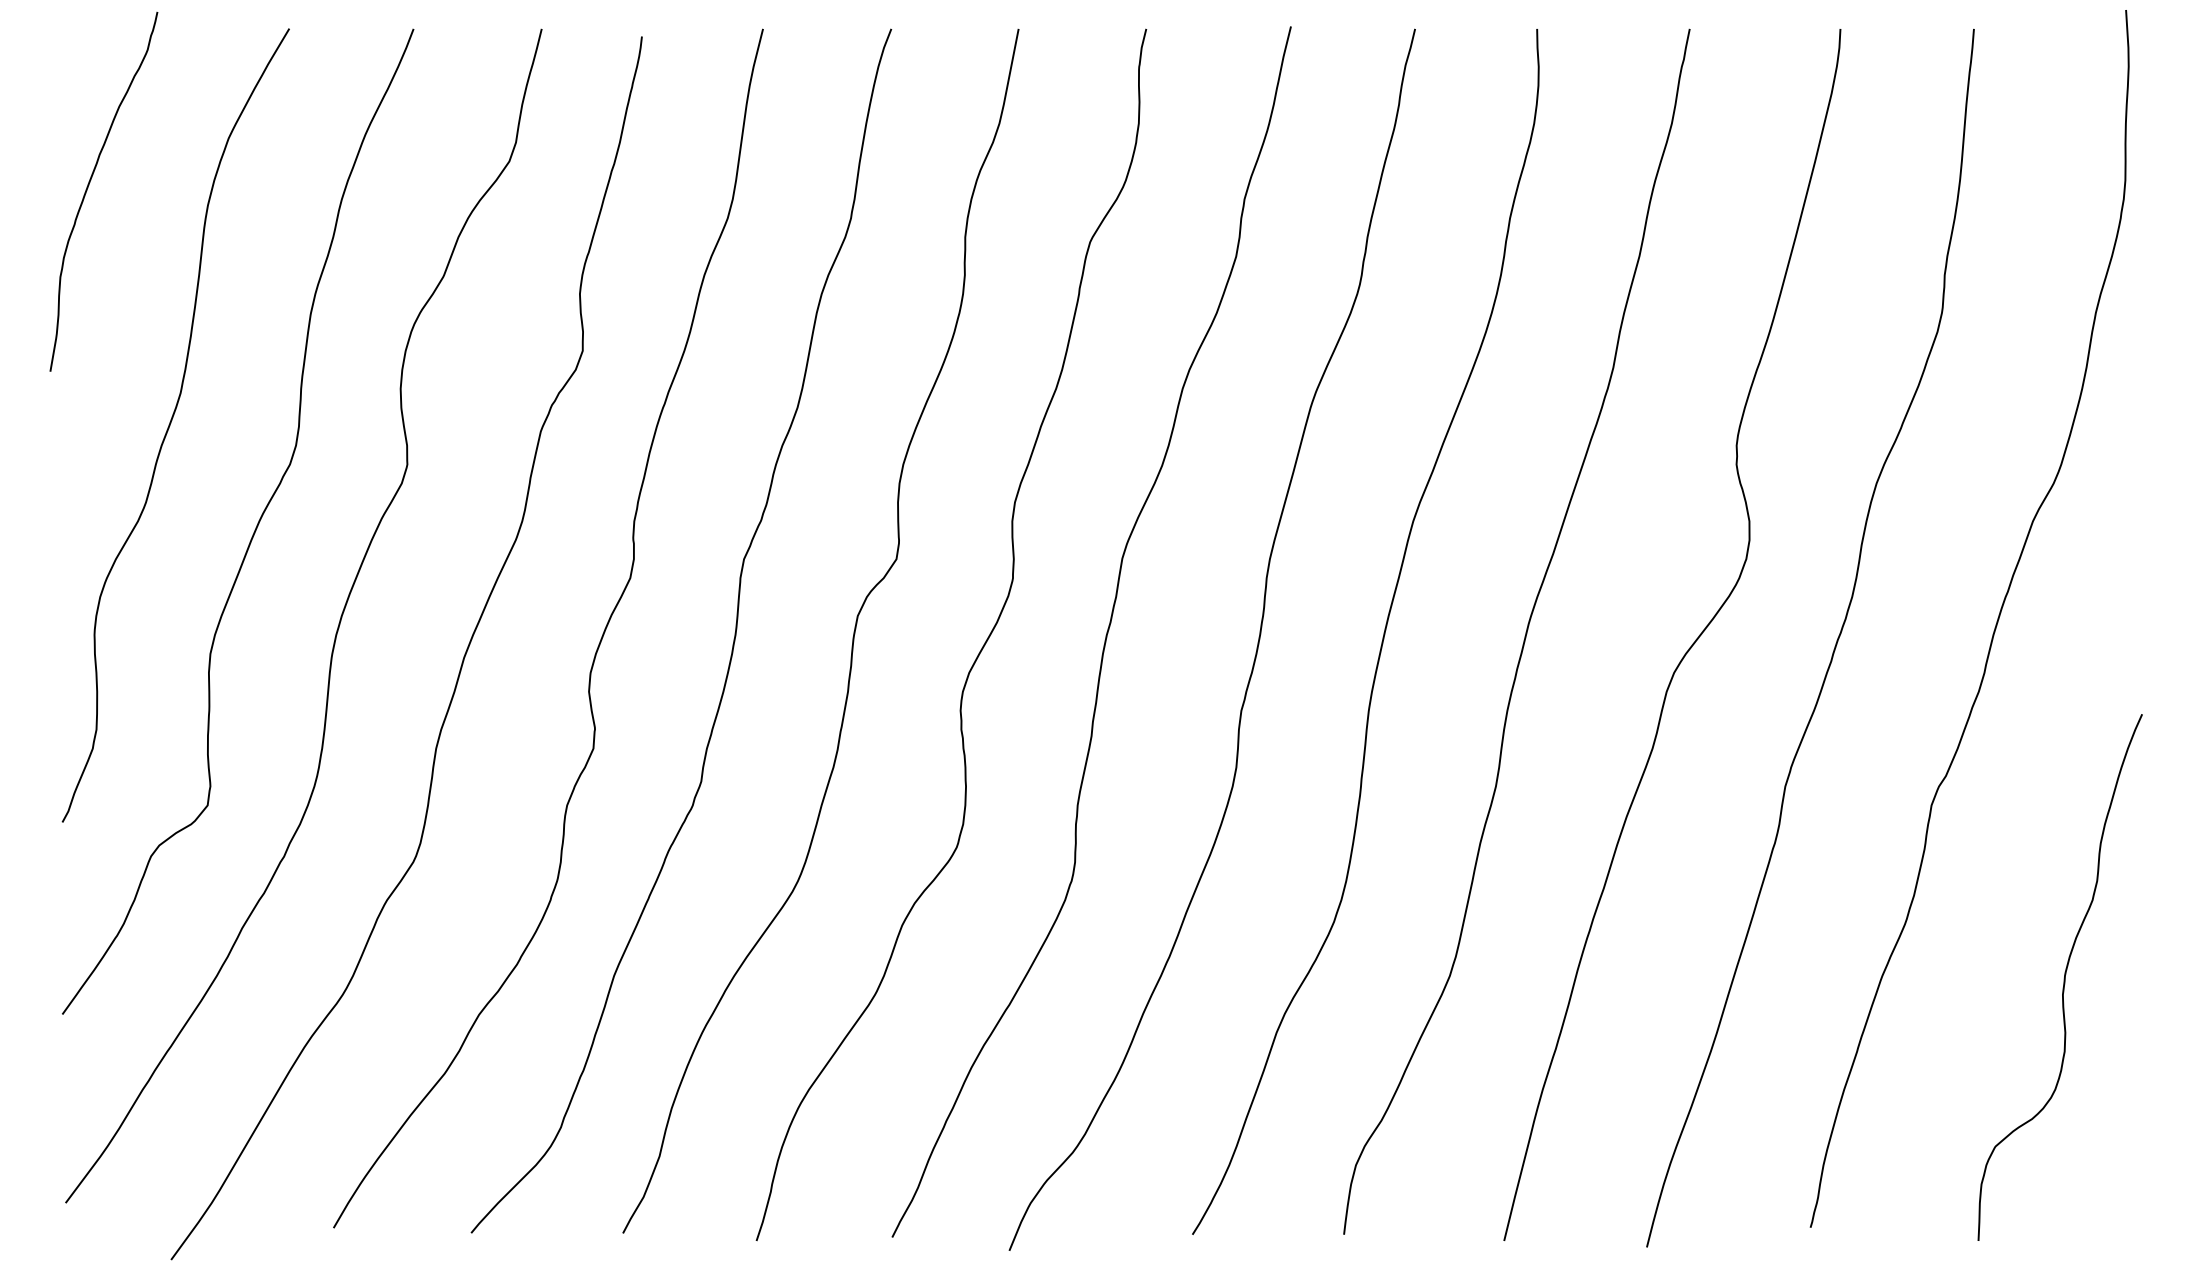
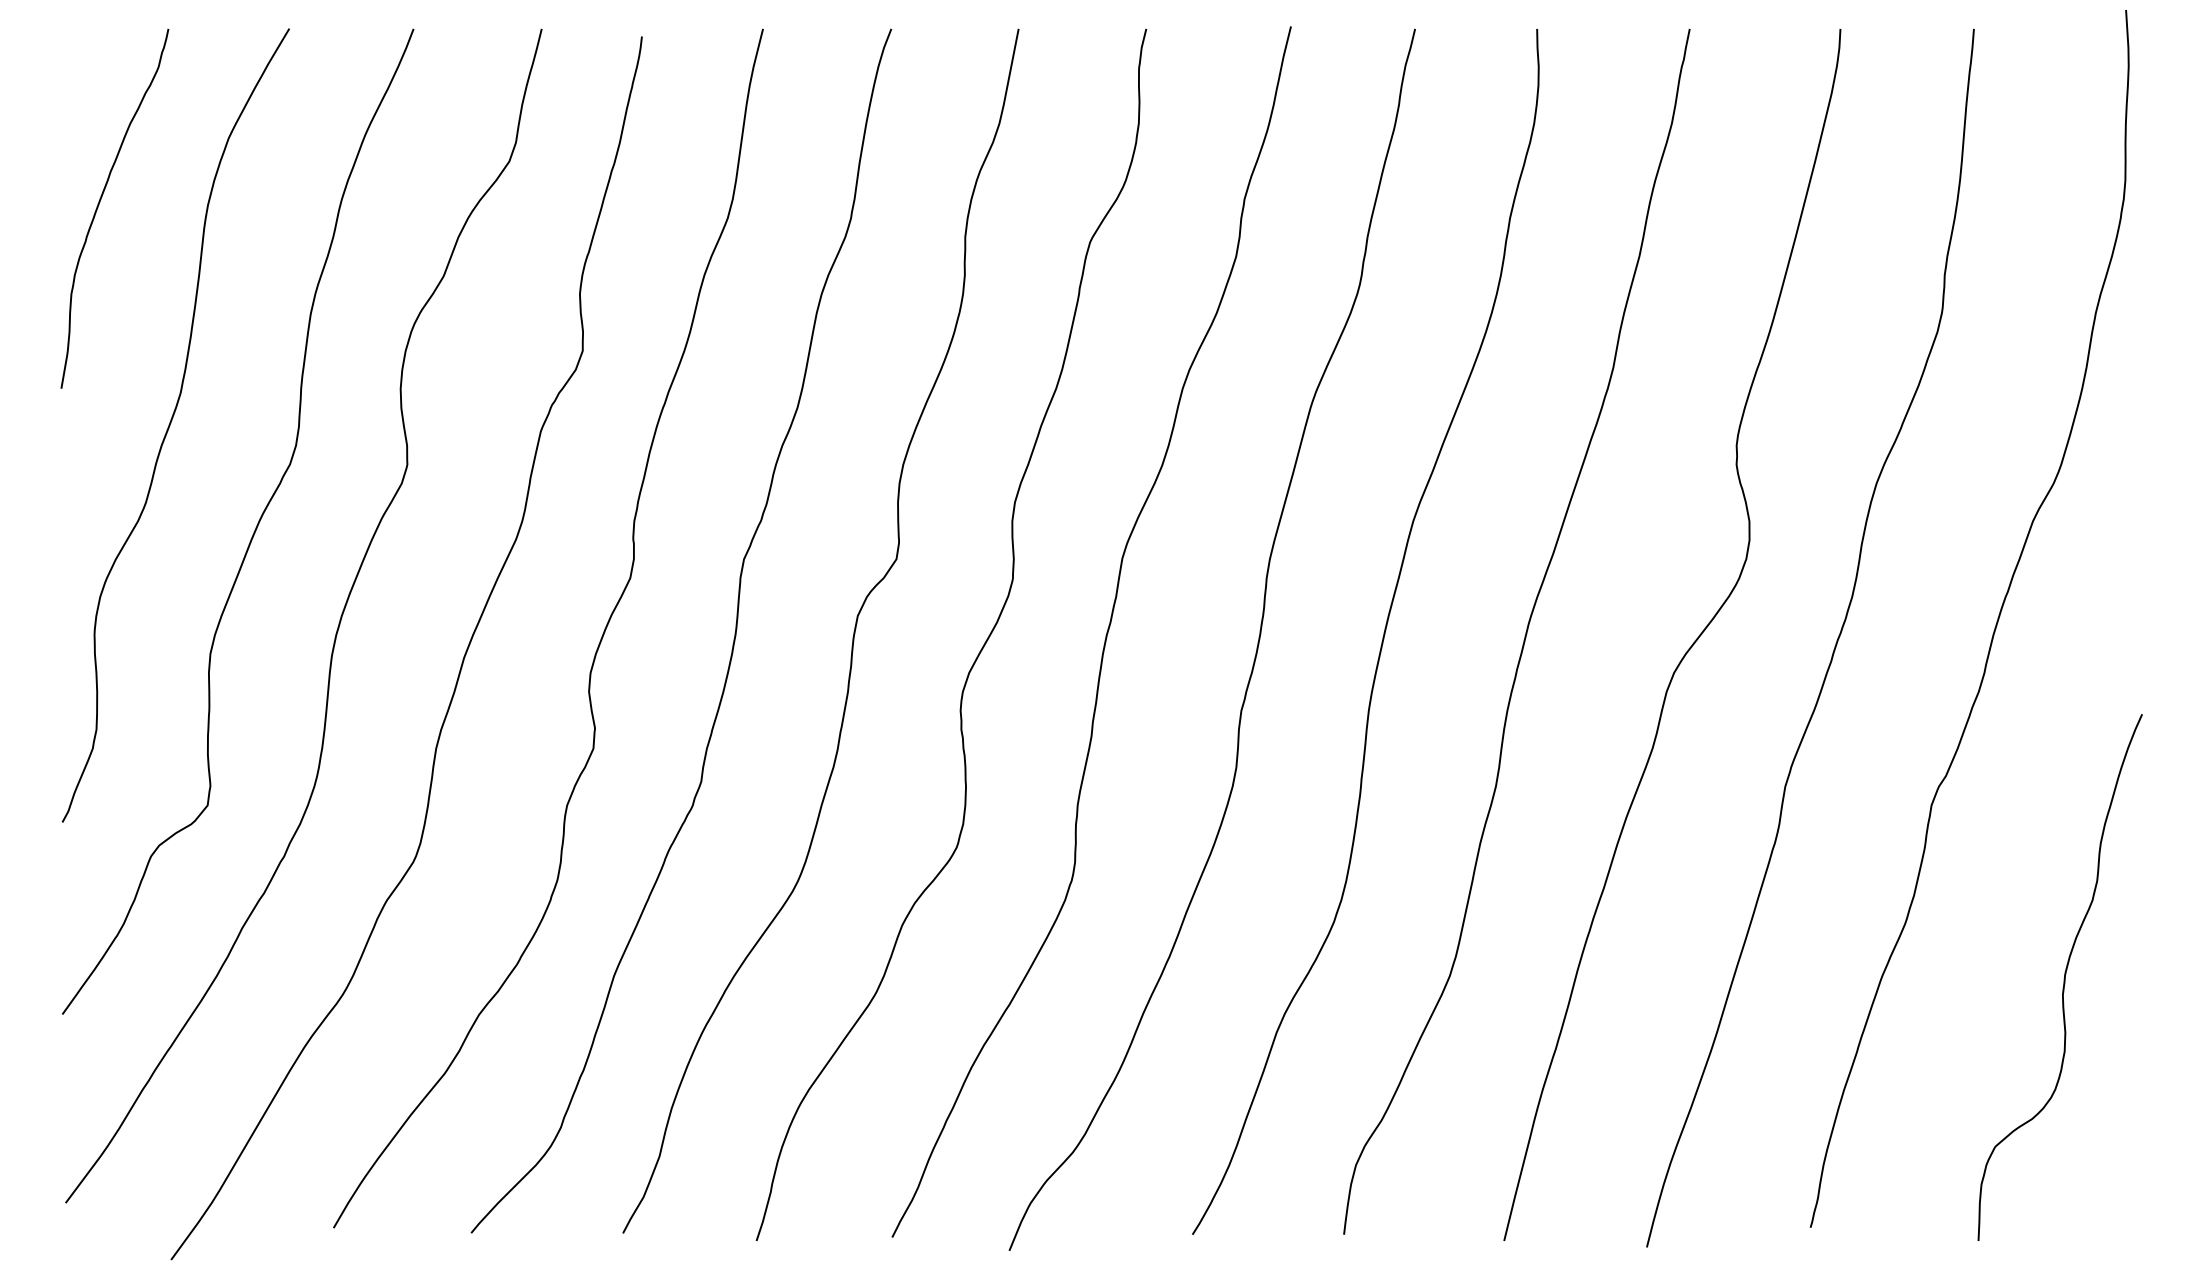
curve position: (89, 185) -> (100, 202) (100, 202)
